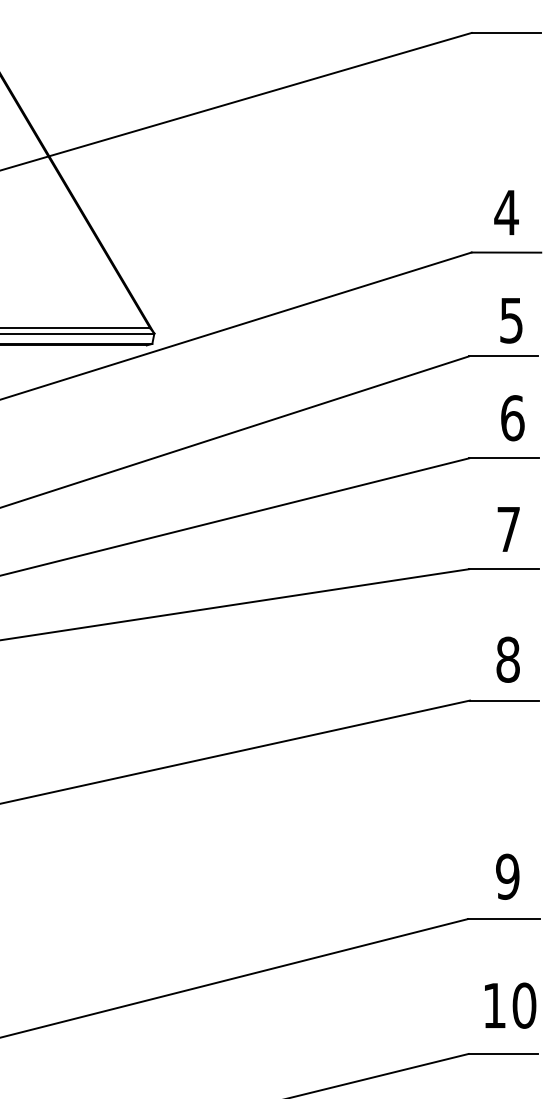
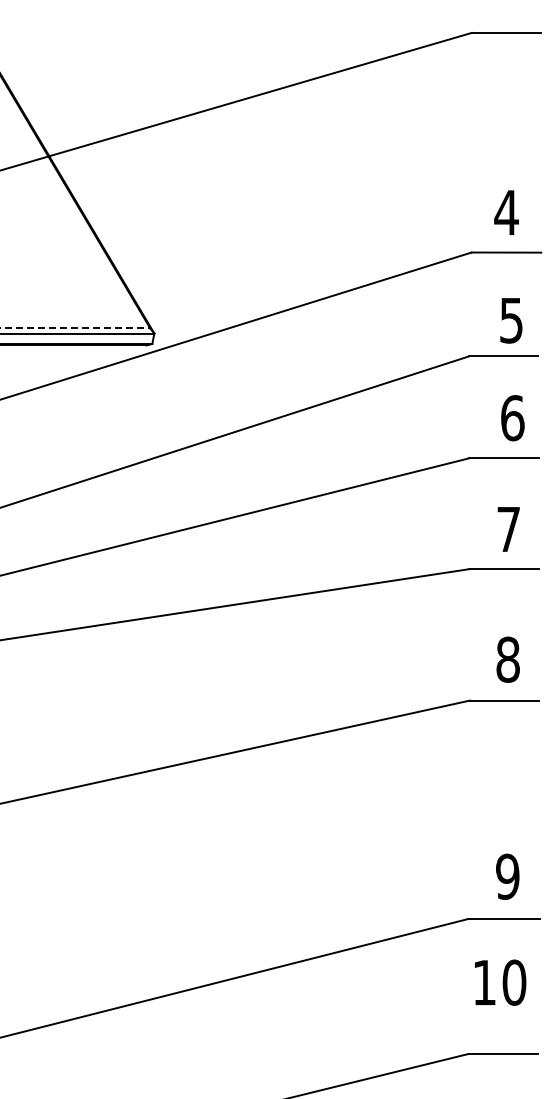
line: solid -> dashed (75, 328)
text position: (510, 1005) -> (500, 982) (500, 982)
